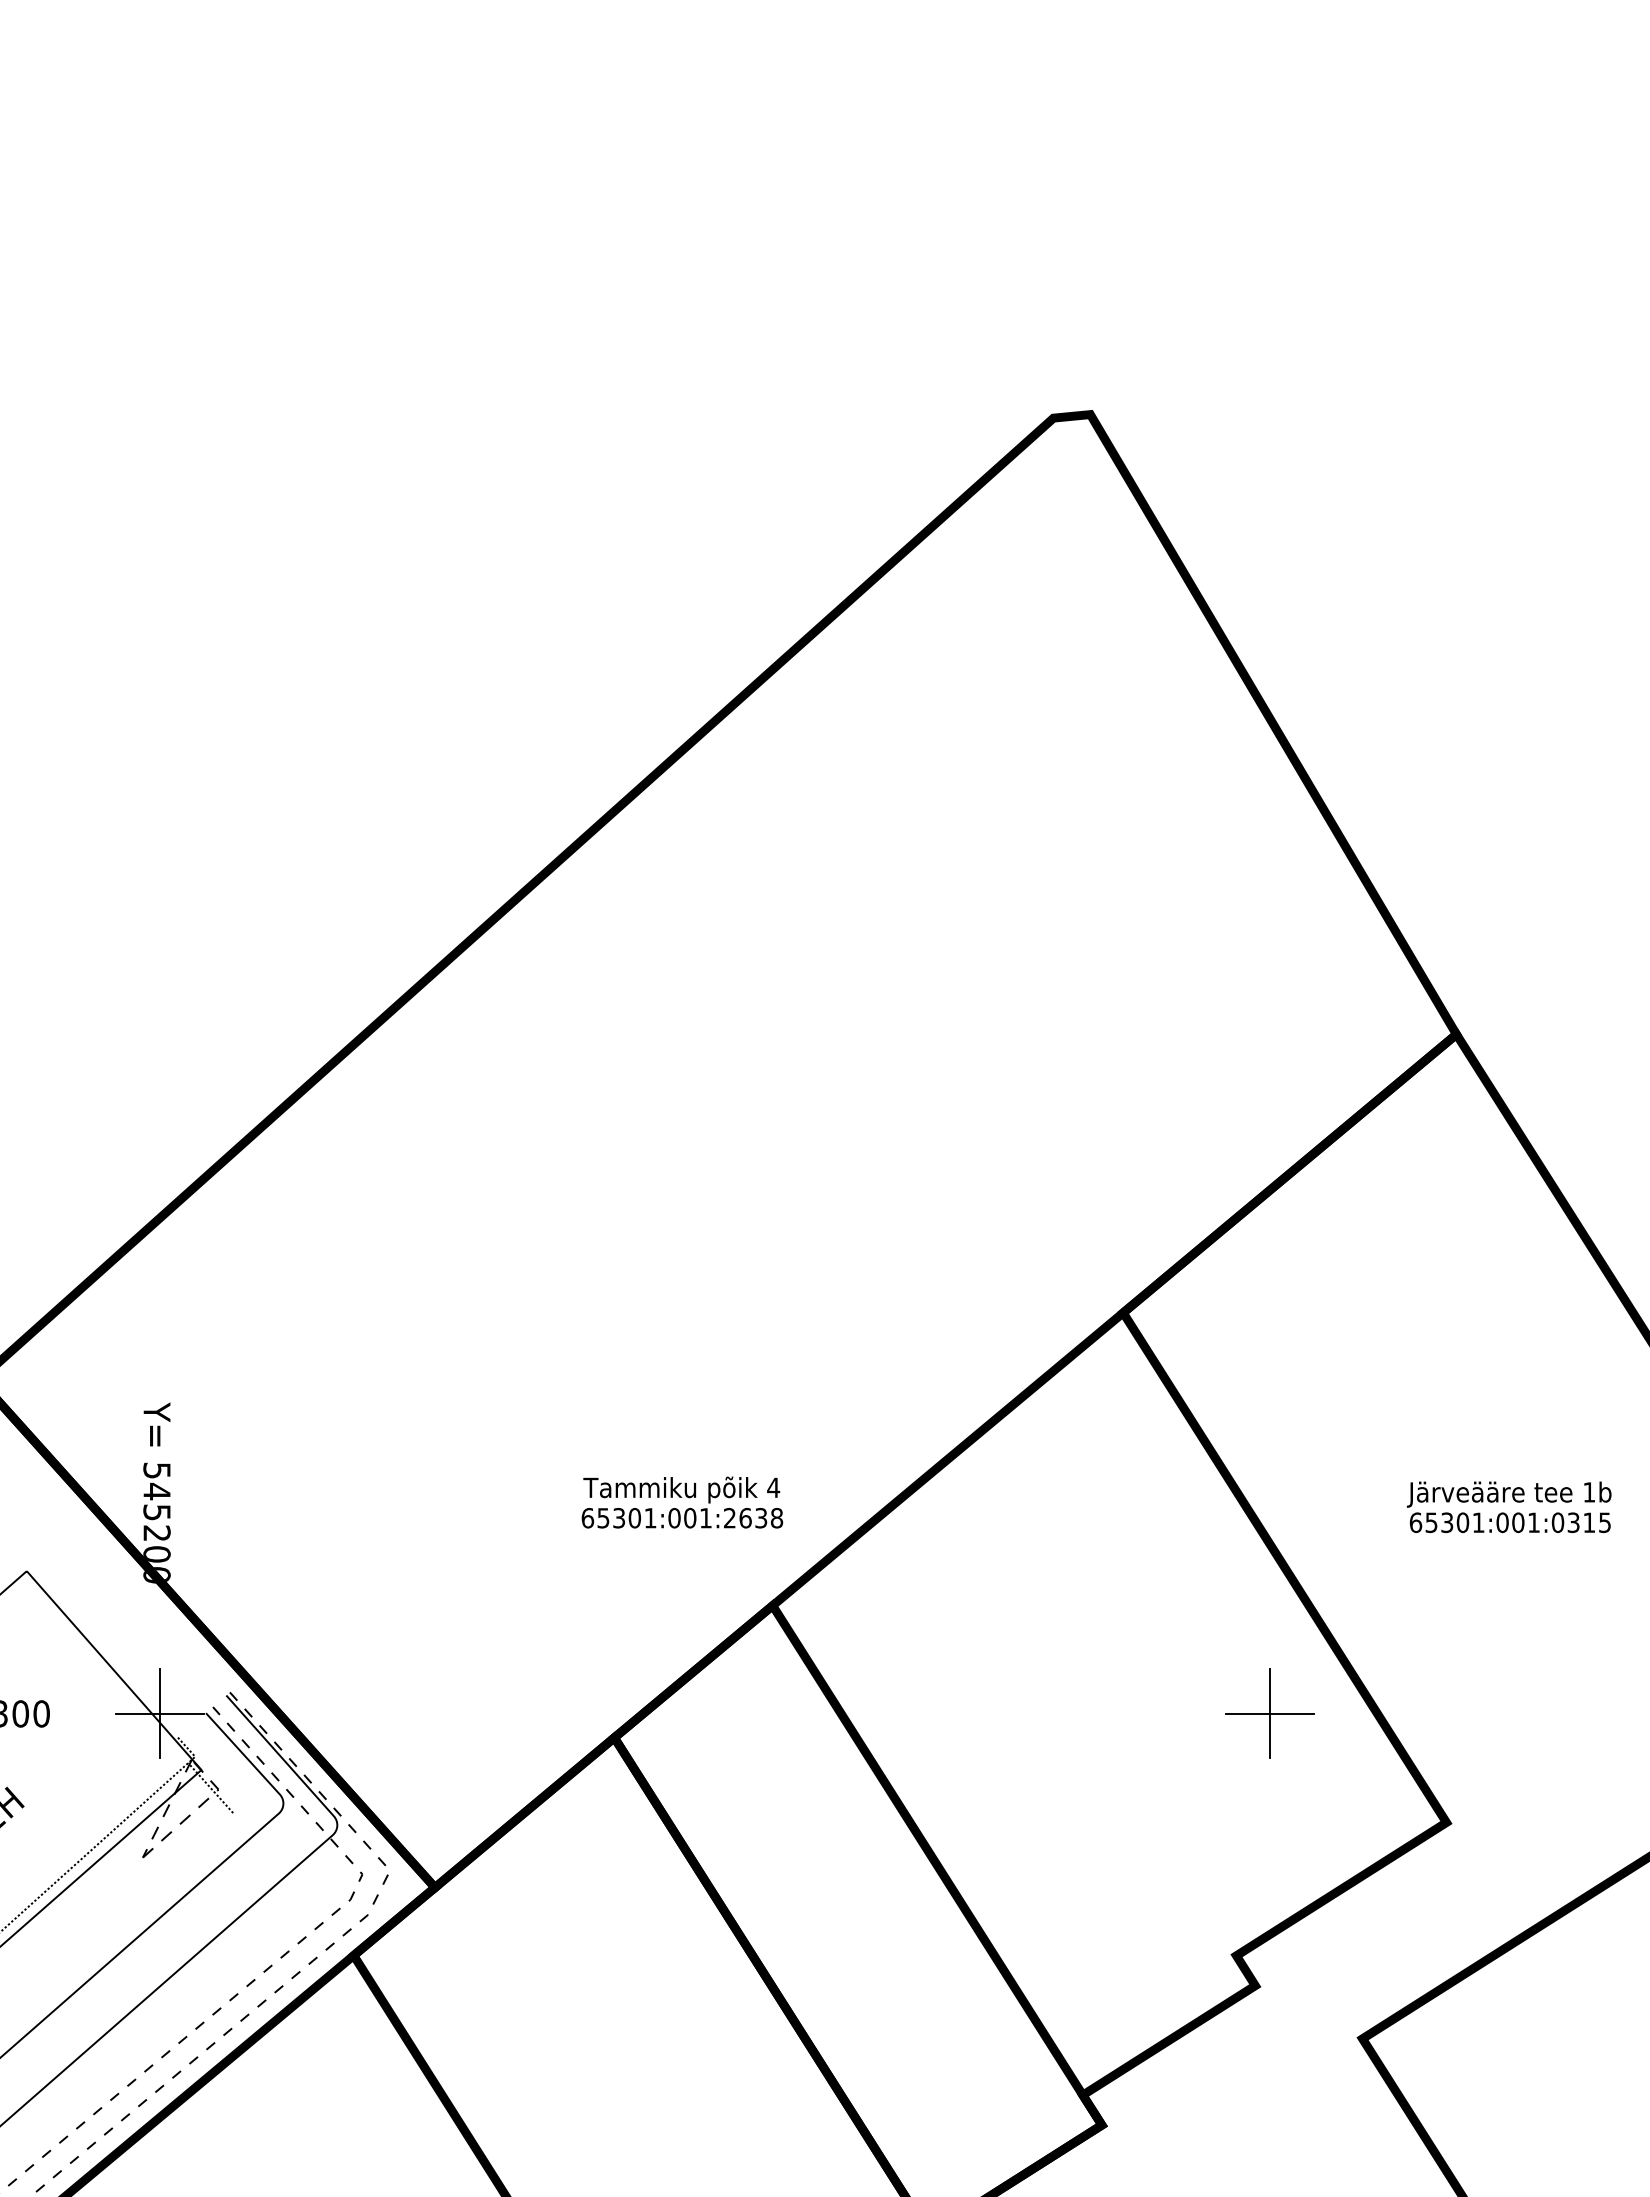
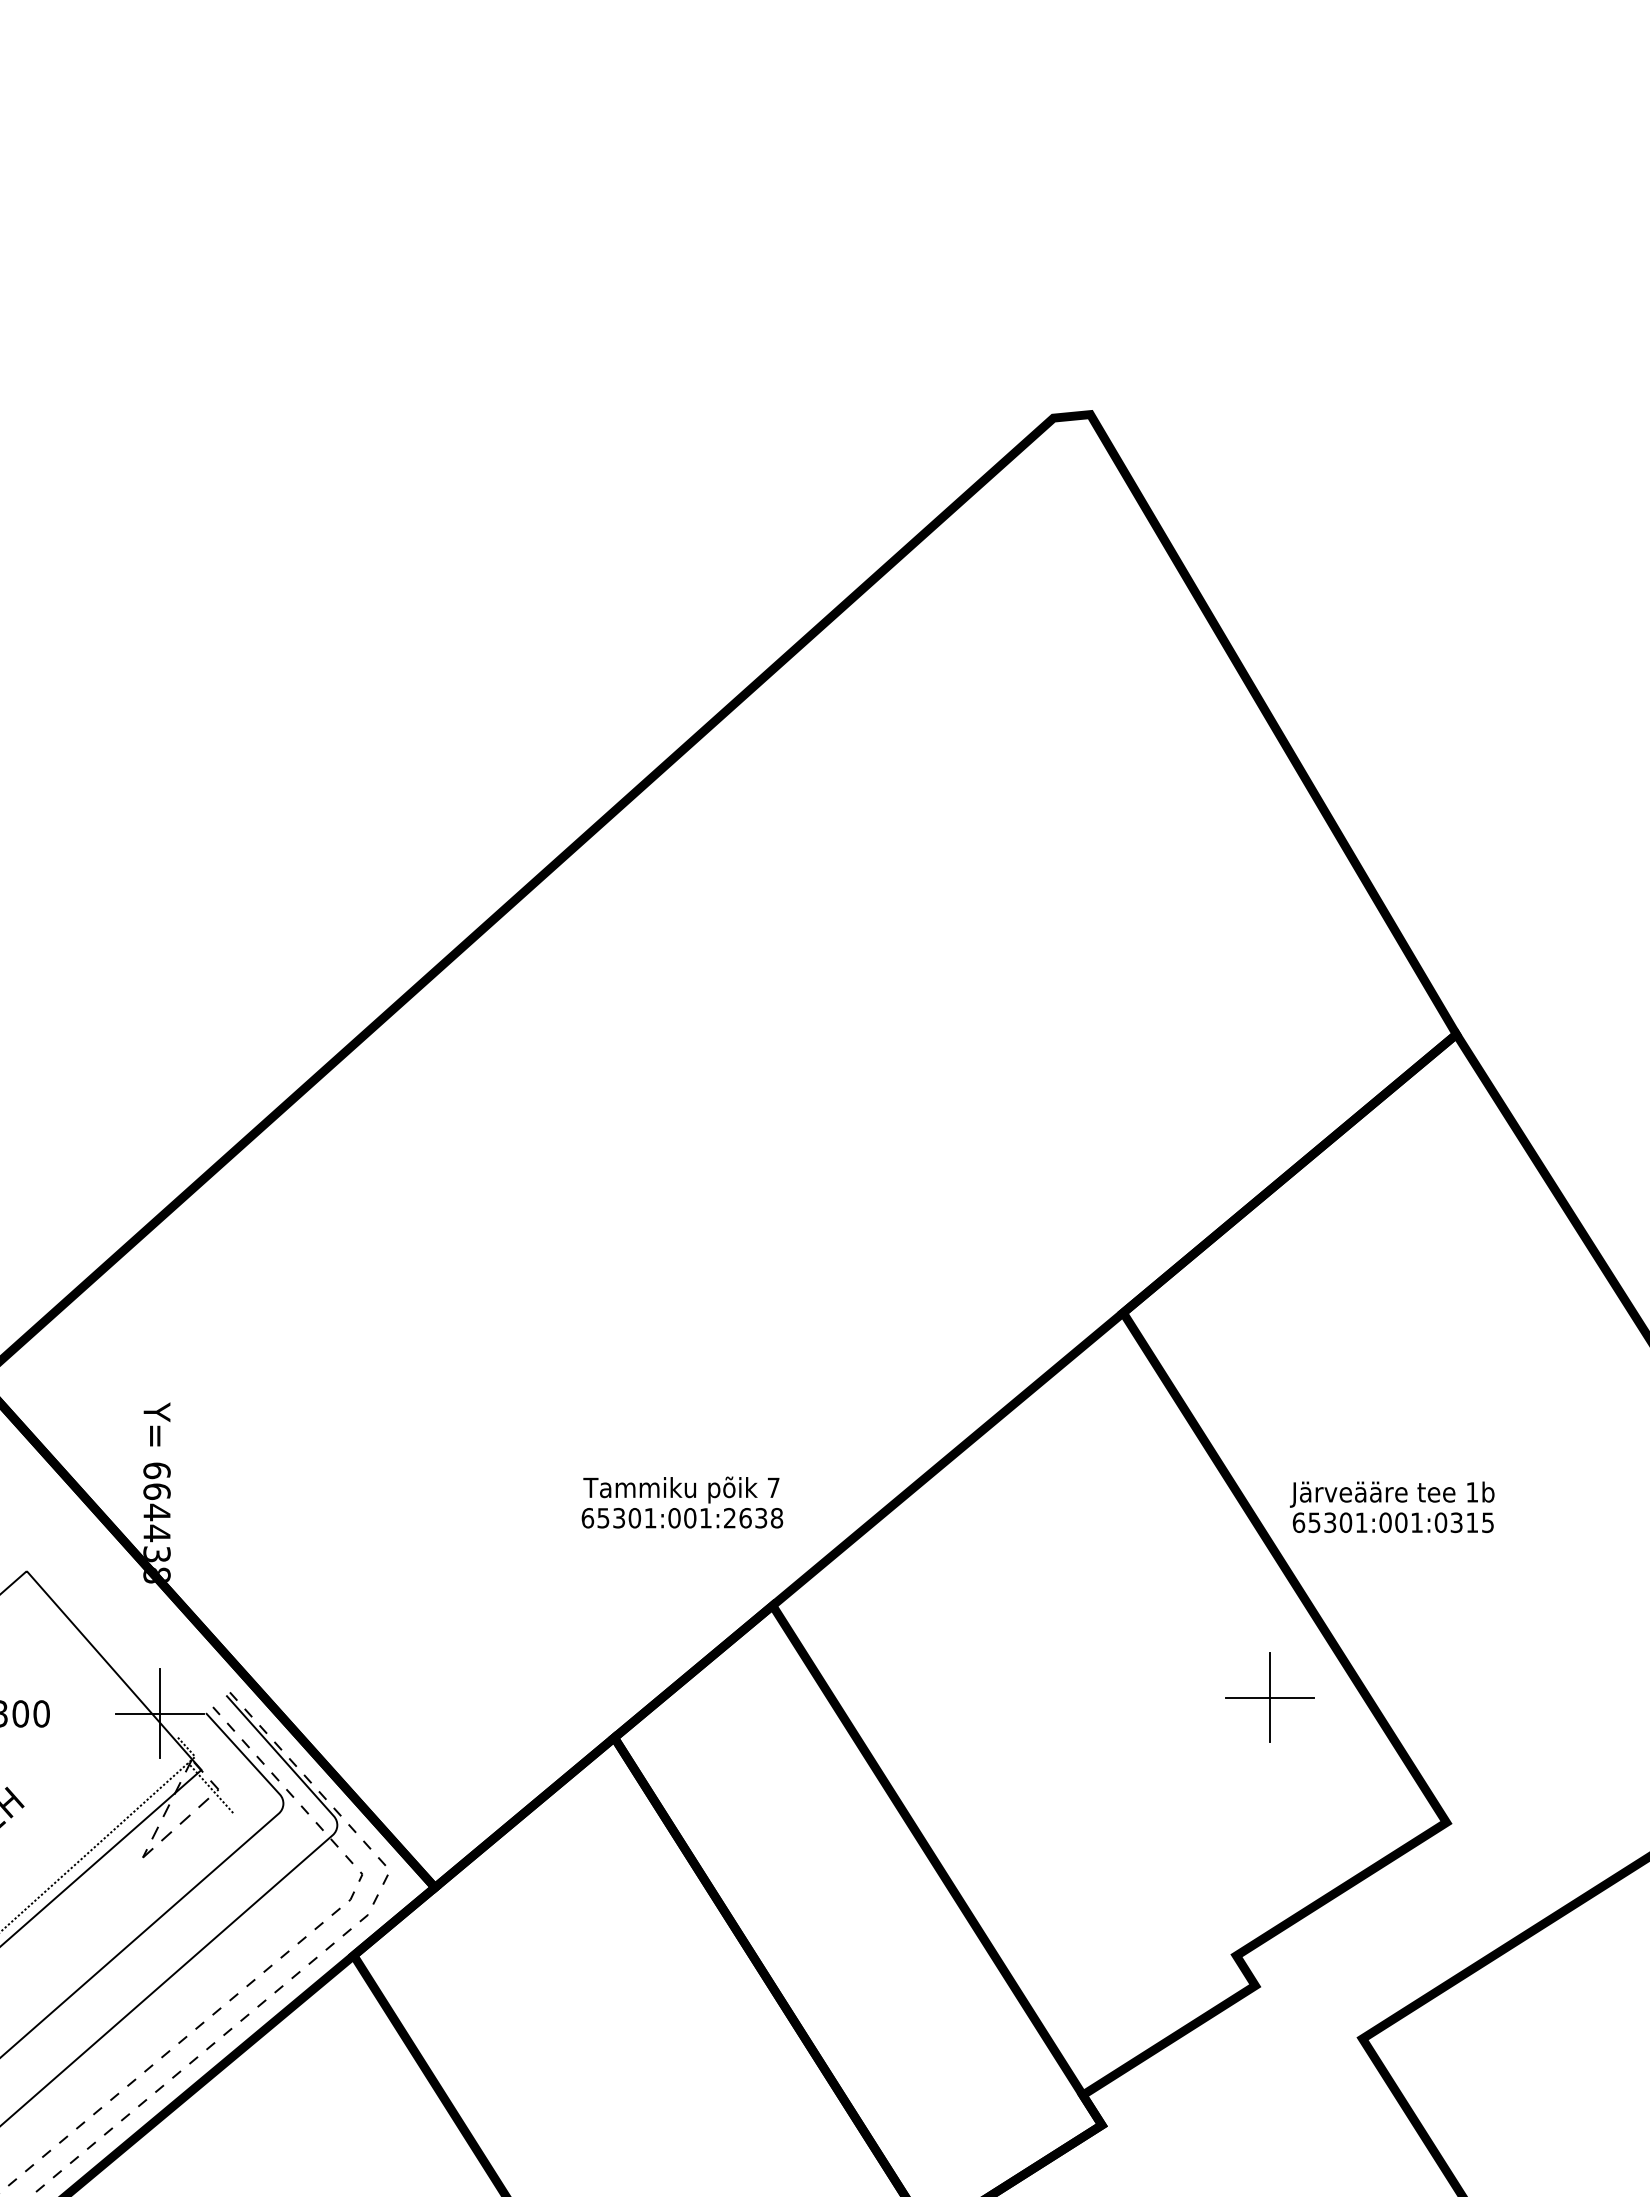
text: 4 -> 7 (773, 1487)
text position: (1509, 1506) -> (1392, 1506) (1392, 1506)
text: 545200 -> 664438 (156, 1522)
part position: (1269, 1713) -> (1269, 1697) (1269, 1697)
